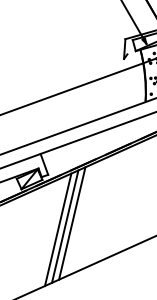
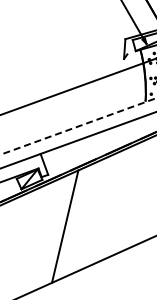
line: solid -> dashed (78, 126)
line: present -> none (72, 223)
line: present -> none (57, 229)
